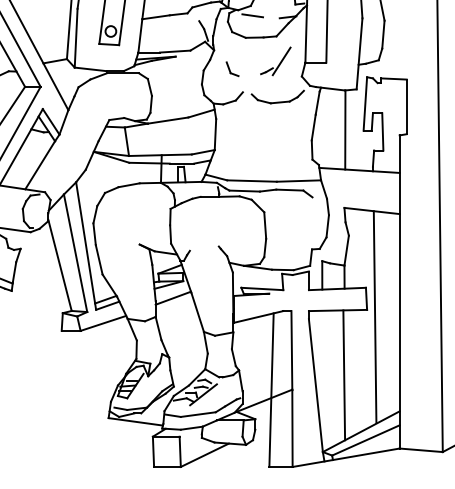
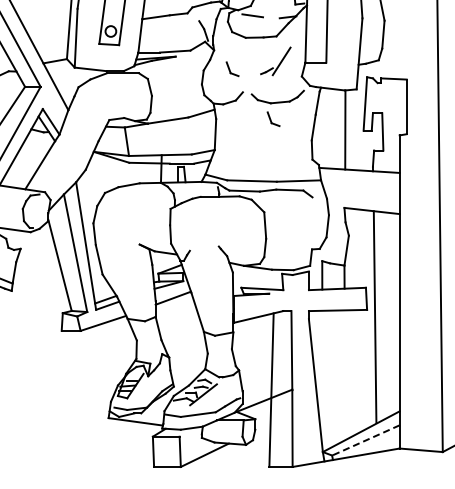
part: none -> present (273, 119)
line: present -> none (344, 375)
line: solid -> dashed (365, 440)
